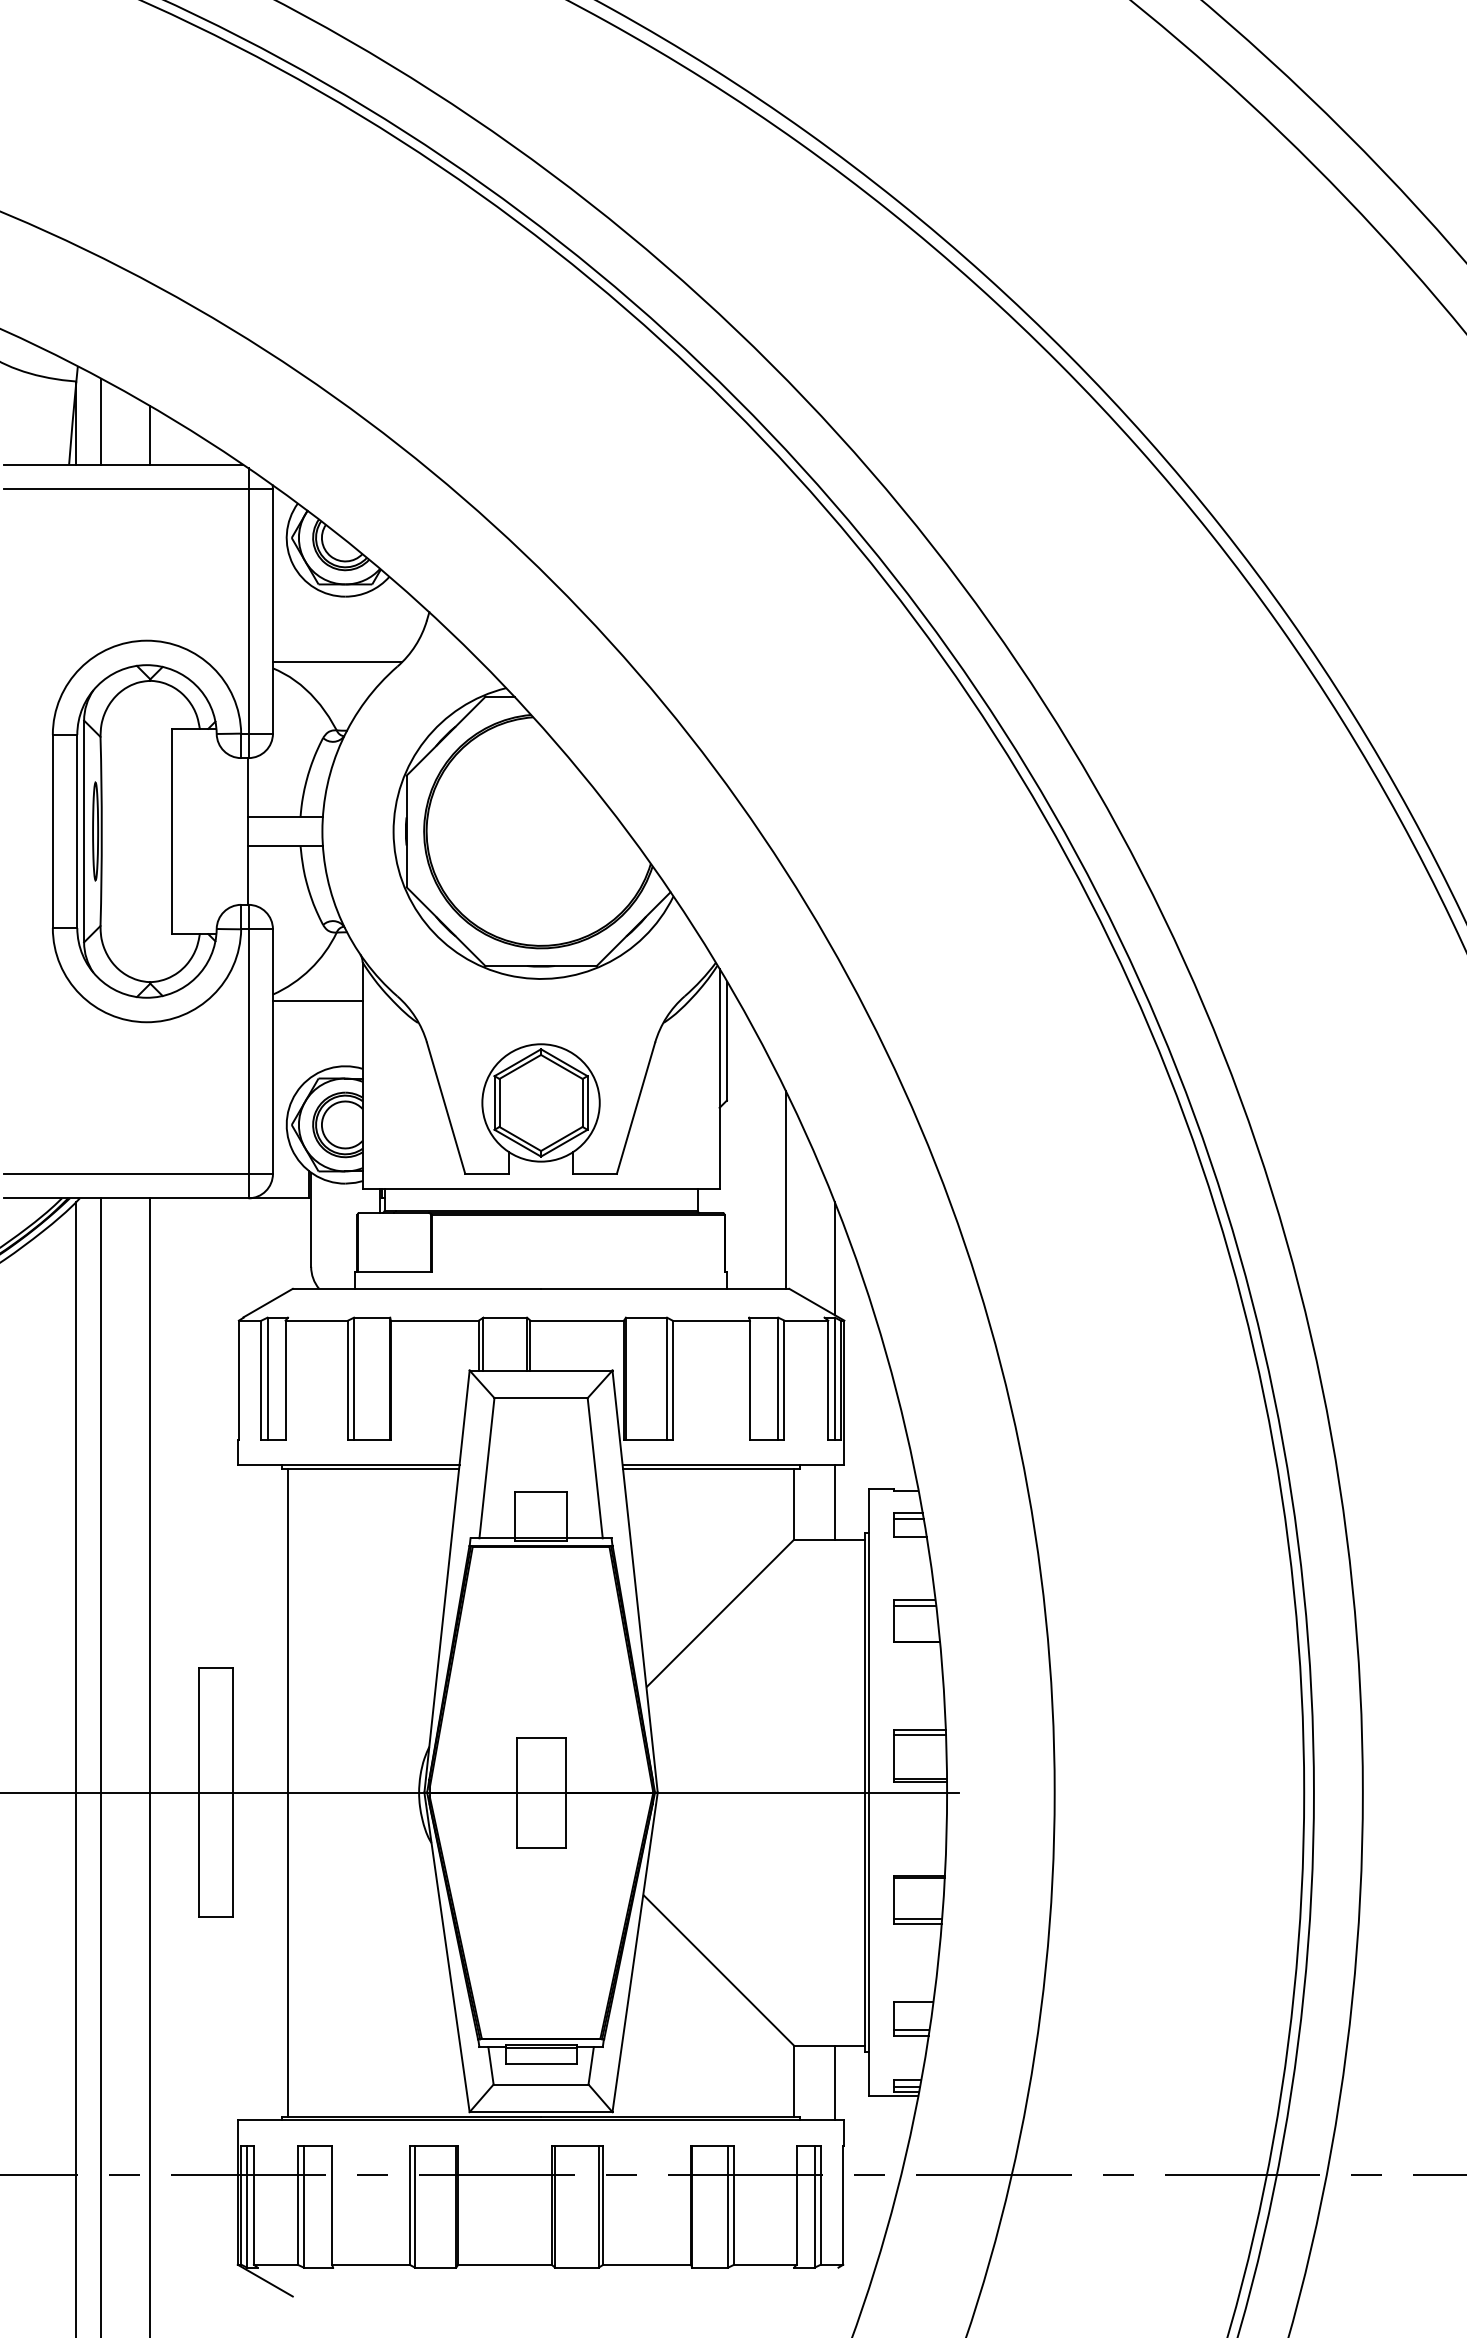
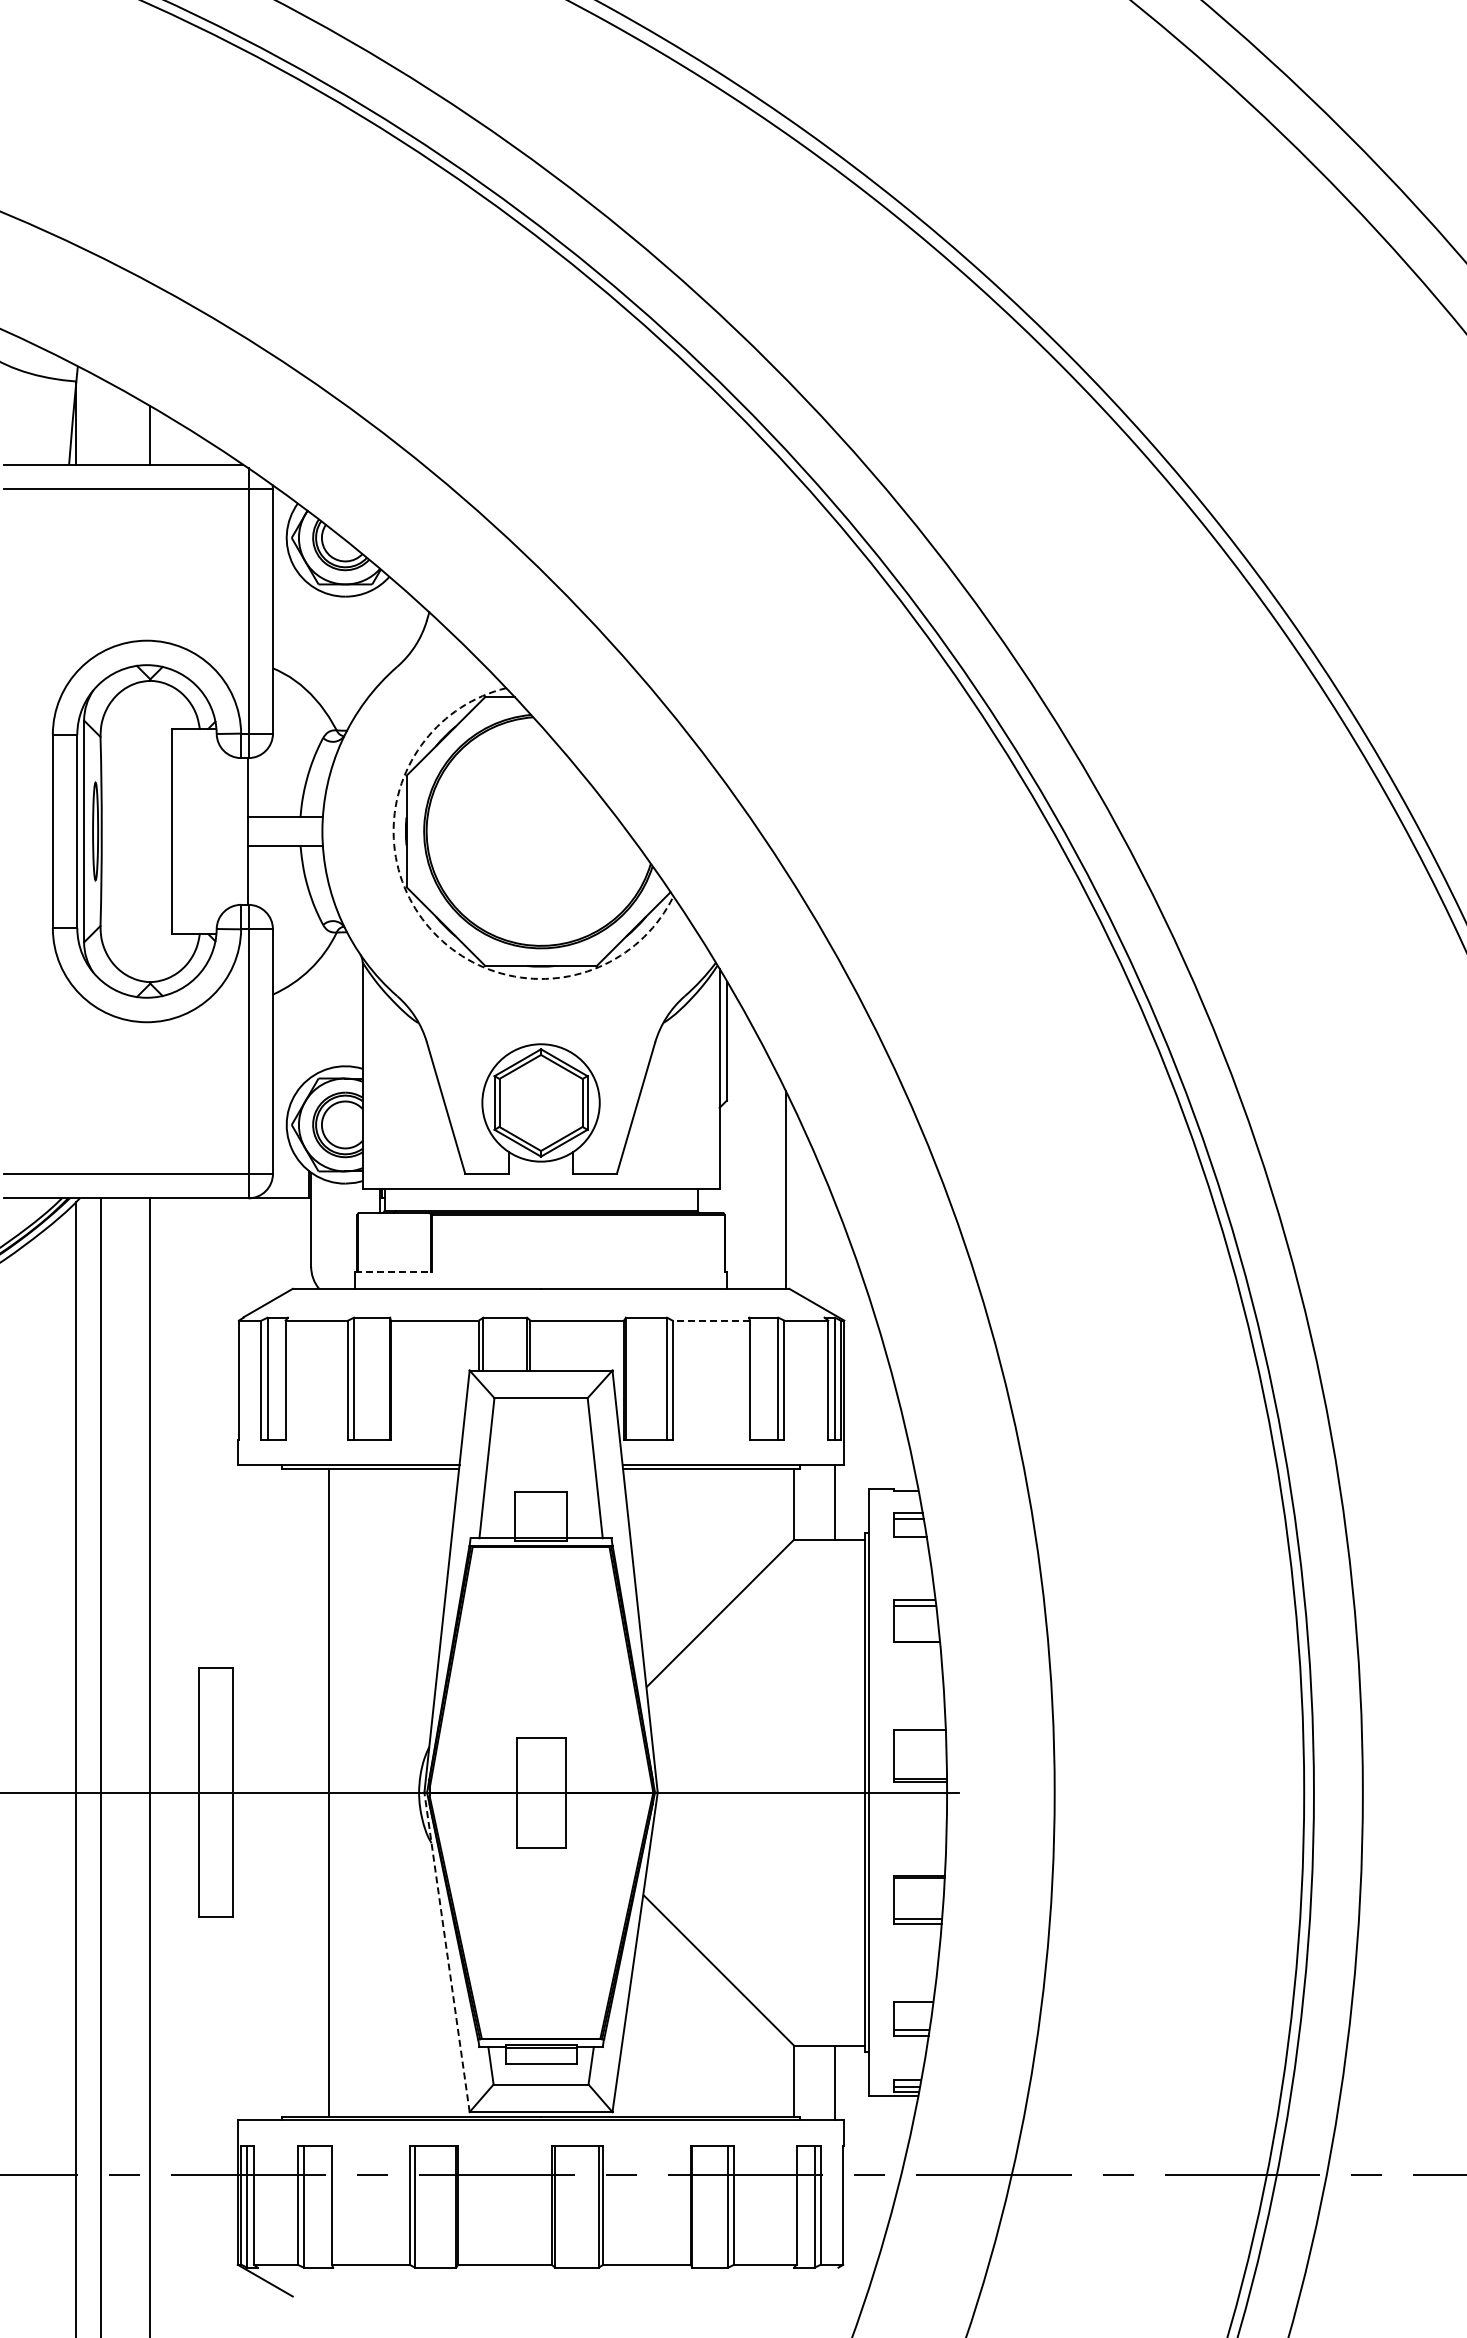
line: present -> none (100, 421)
line: present -> none (337, 662)
arc: solid -> dashed (426, 923)
line: present -> none (317, 1000)
line: present -> none (834, 1258)
line: solid -> dashed (393, 1271)
line: solid -> dashed (711, 1320)
line: present -> none (920, 1735)
line position: (287, 1792) -> (328, 1792) (328, 1792)
line: solid -> dashed (446, 1951)
